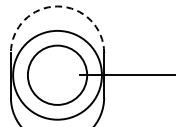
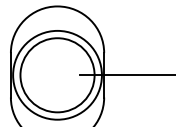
arc: dashed -> solid (57, 6)
circle diameter: 59 px -> 74 px (57, 75)
